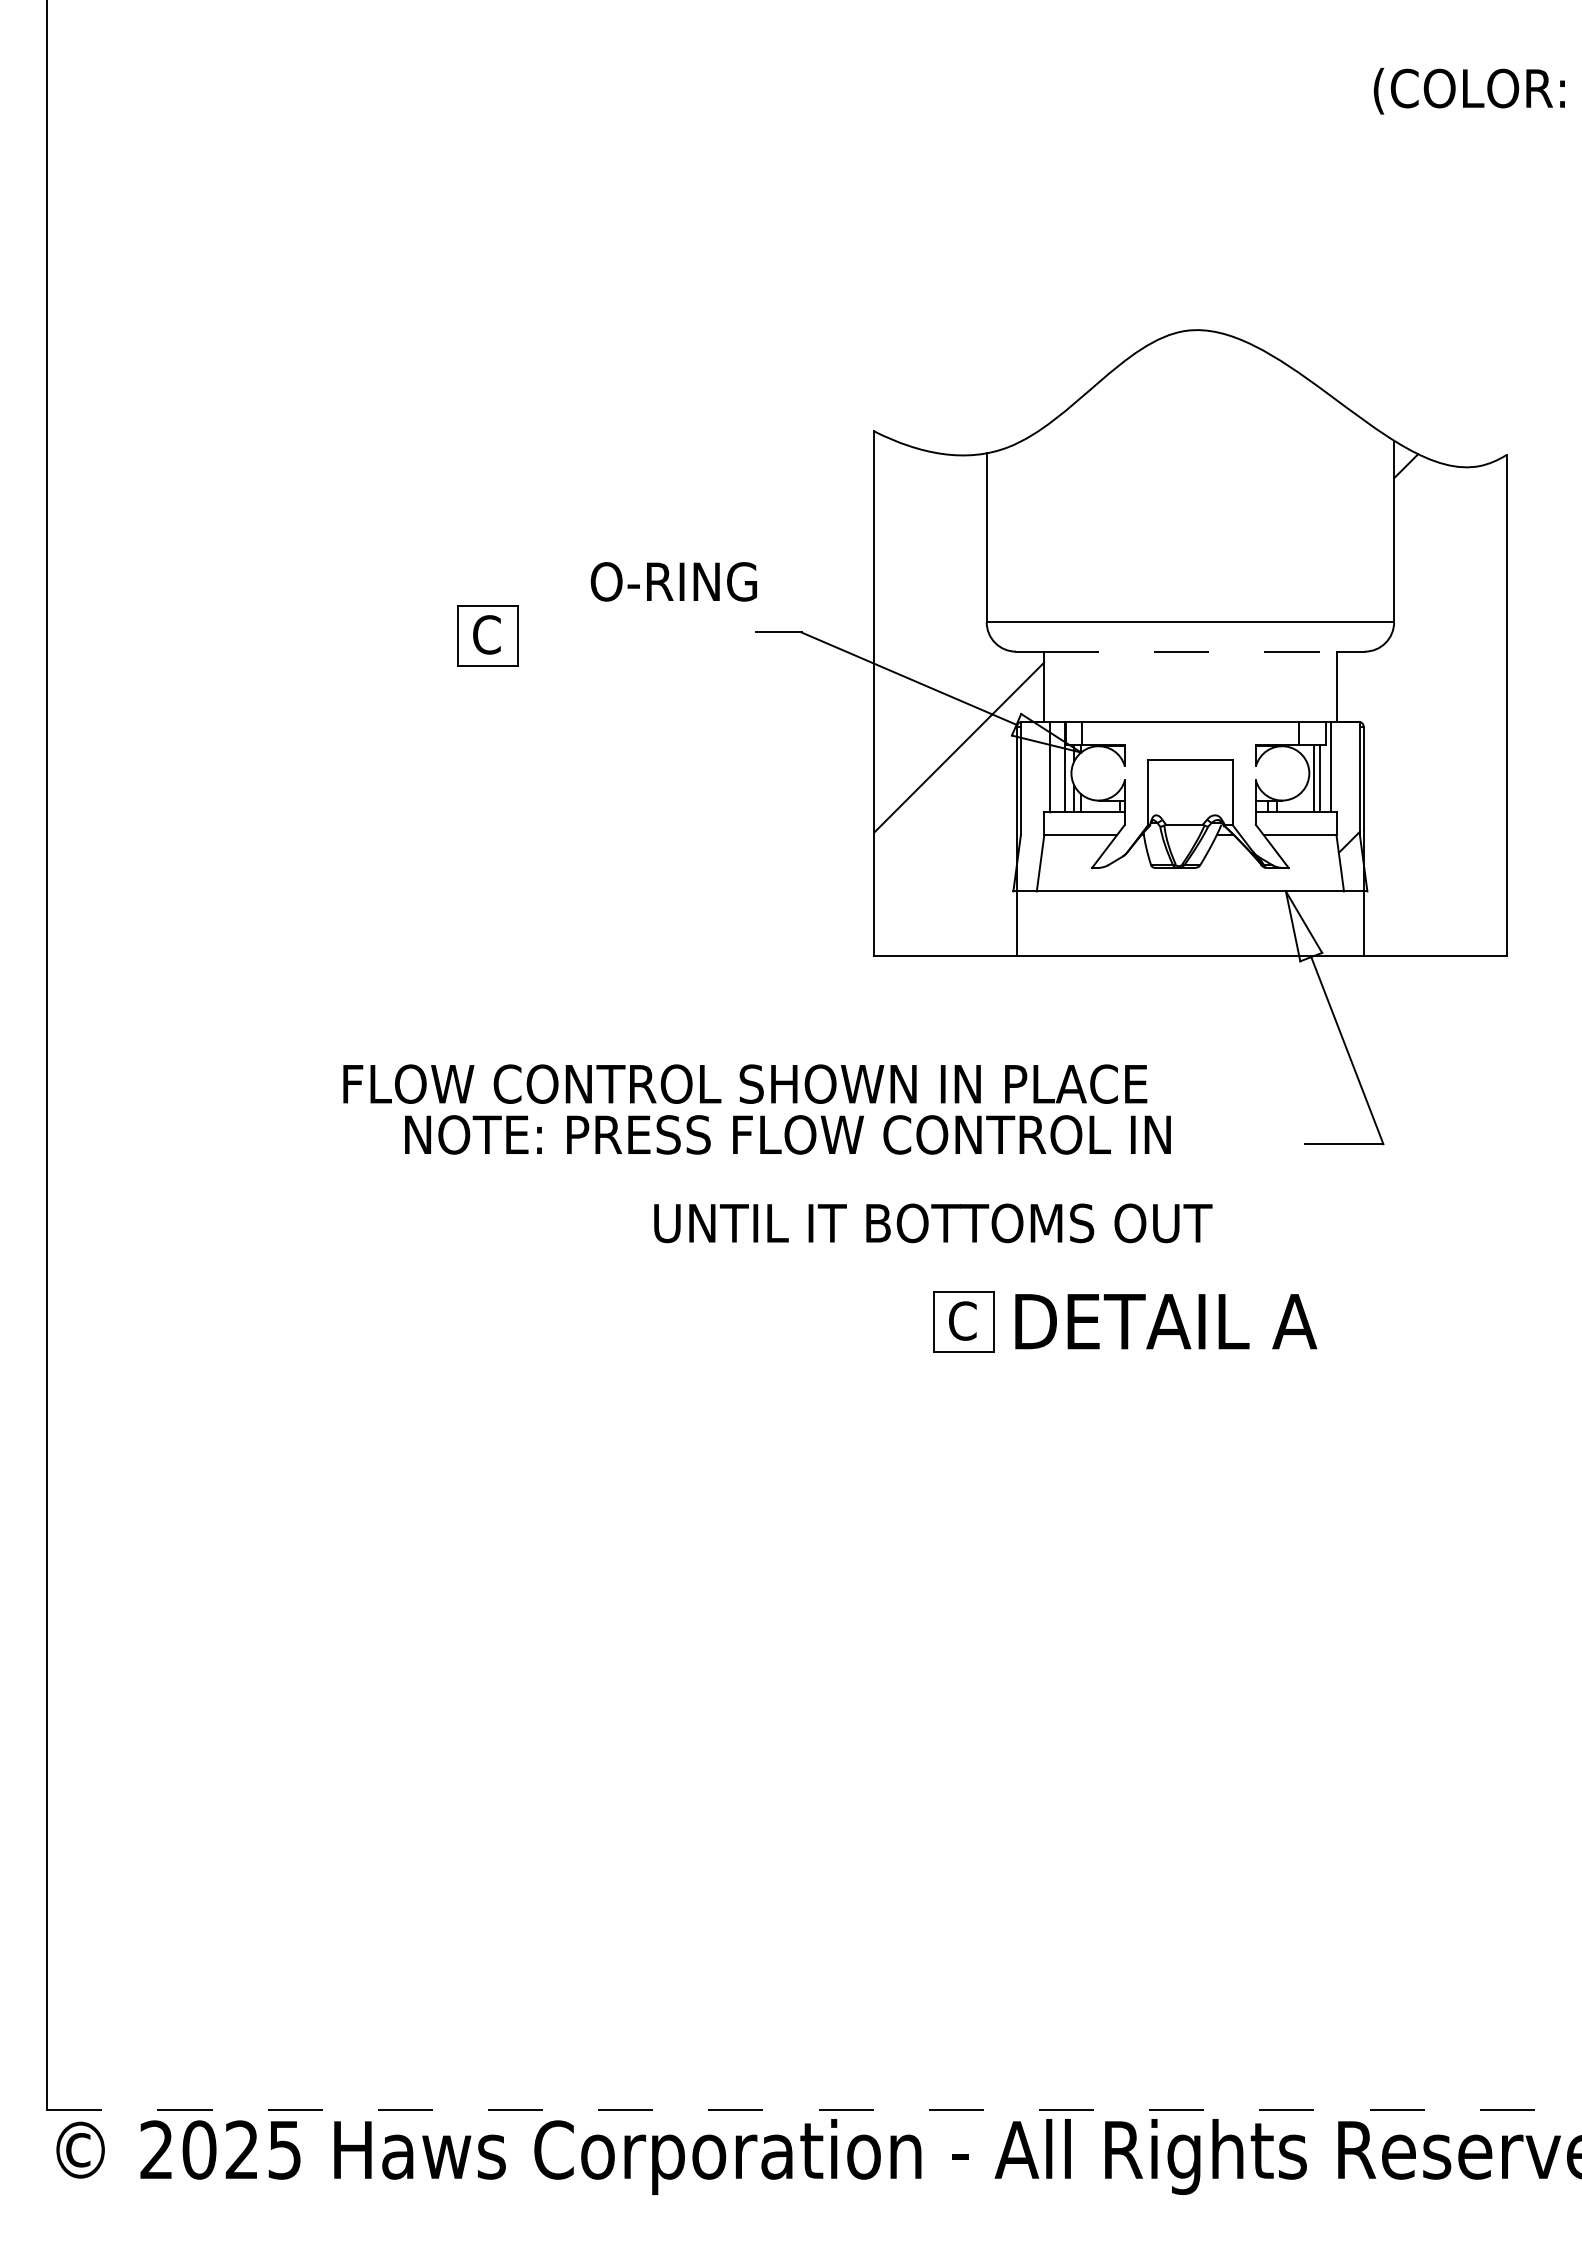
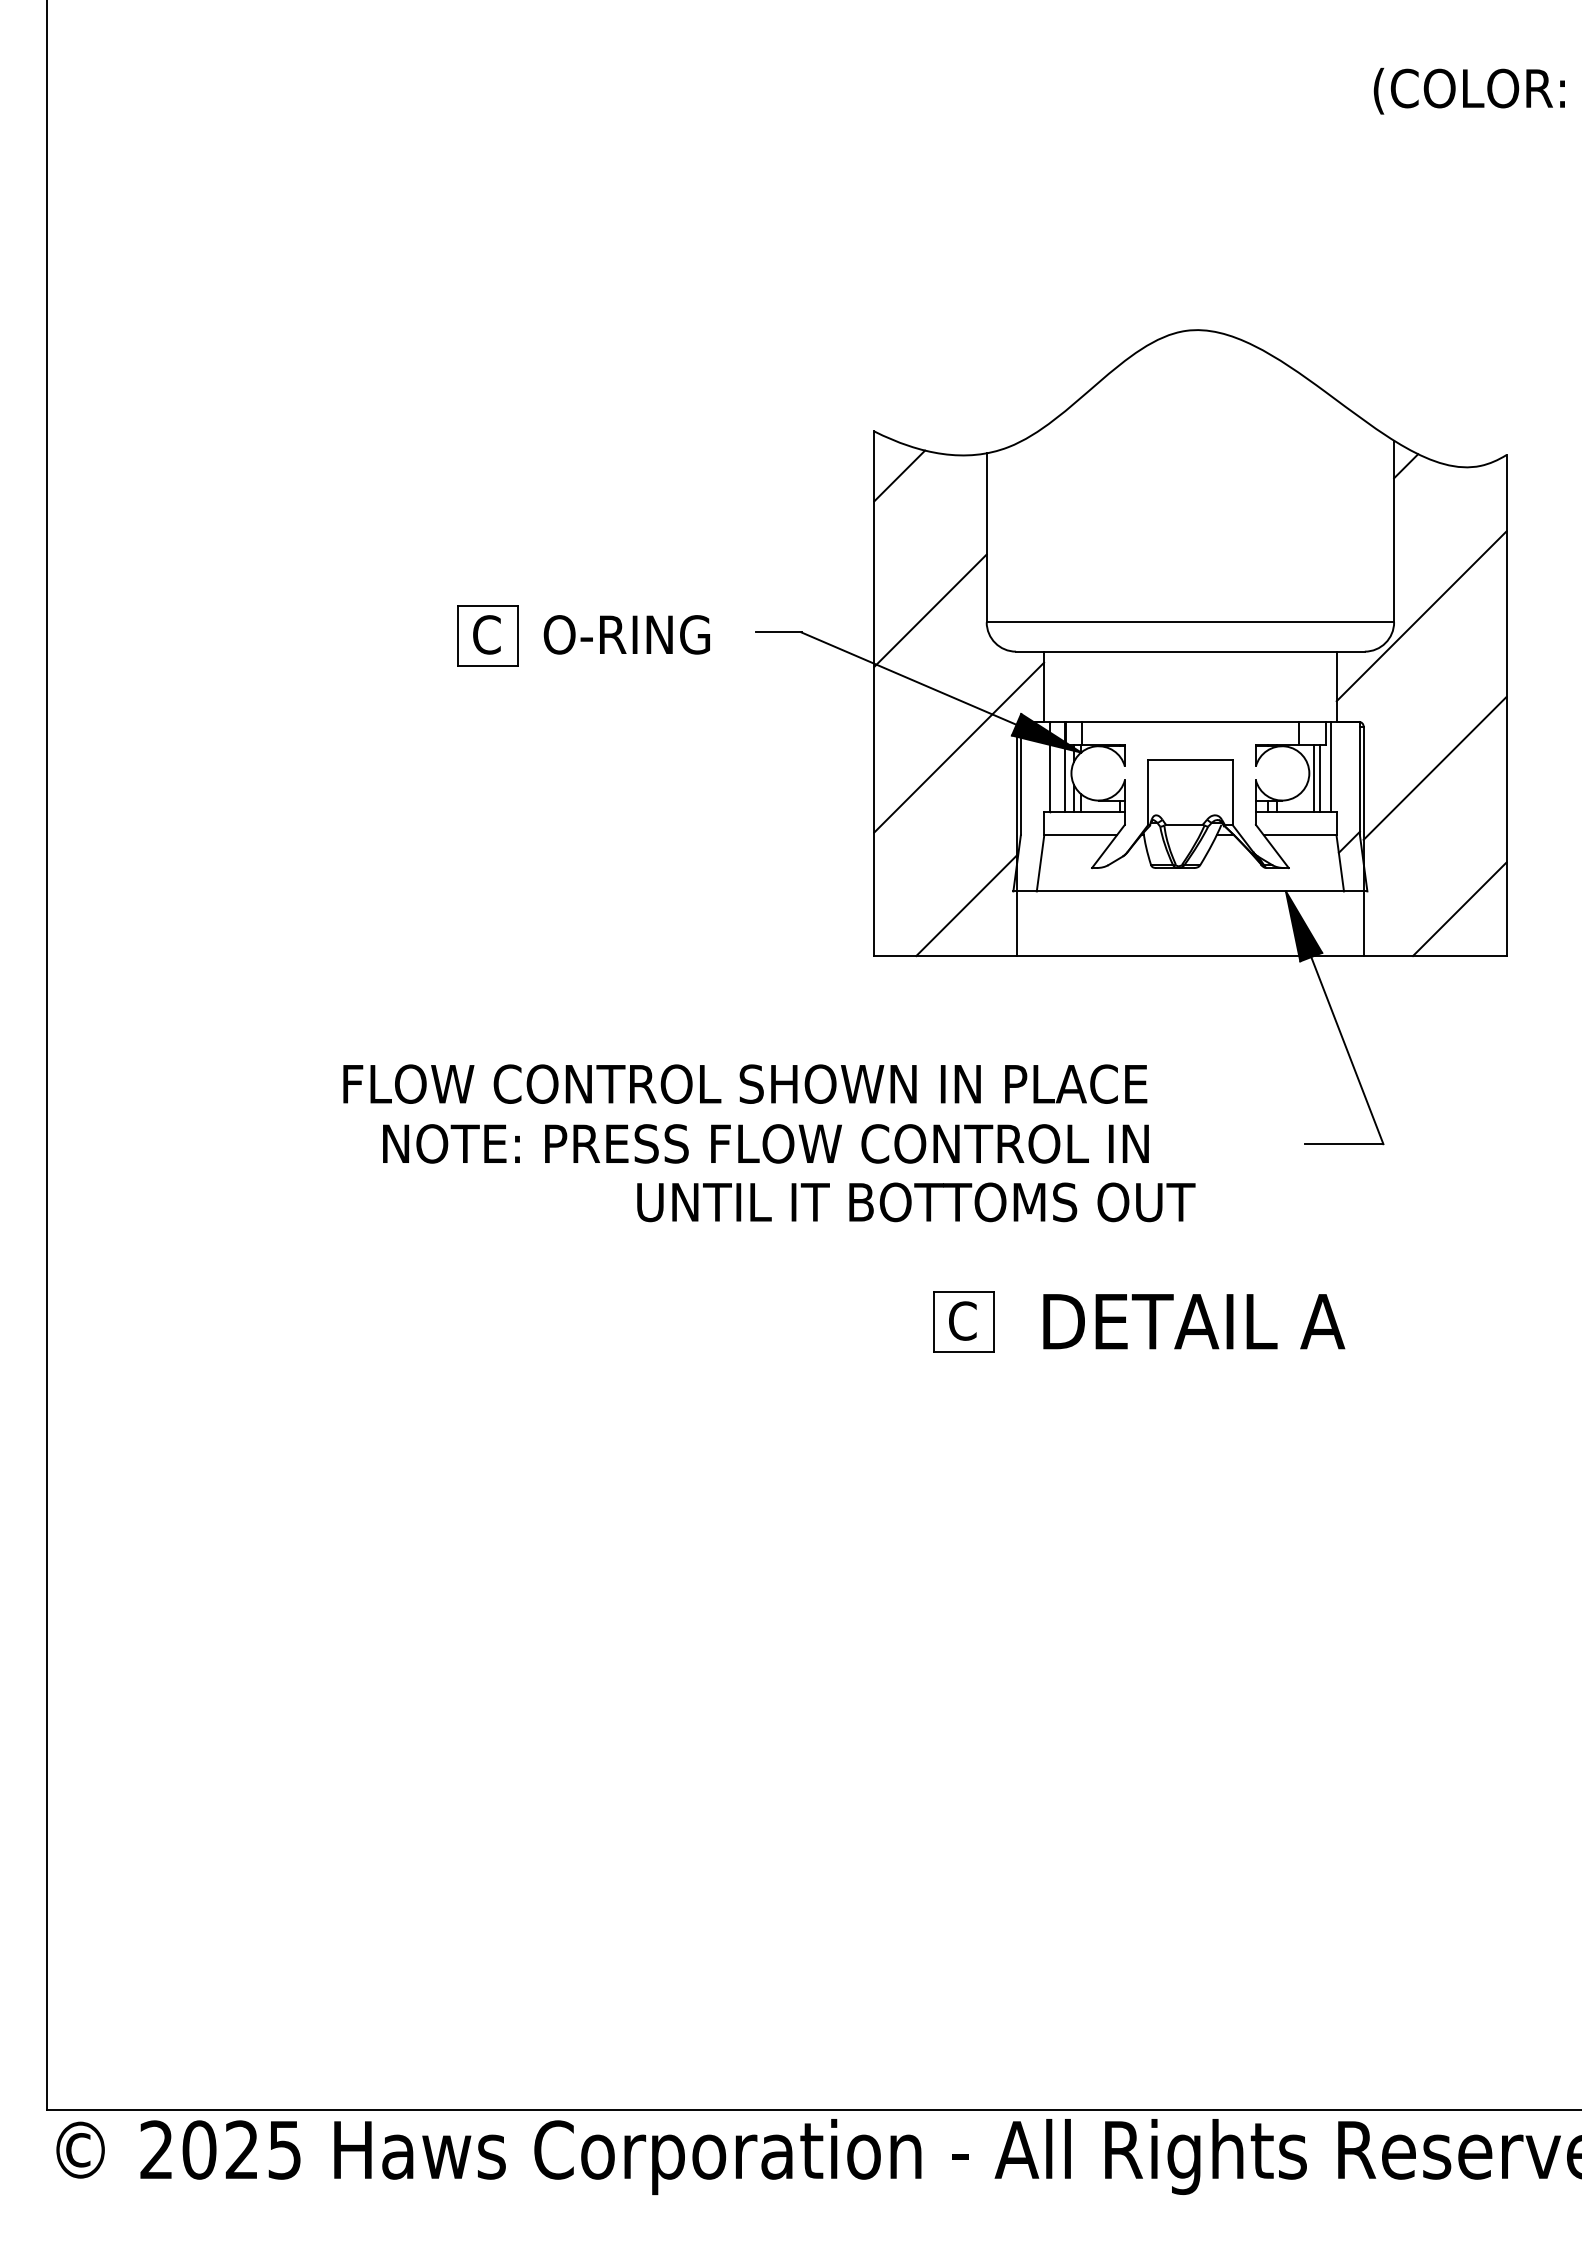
line: none -> present (899, 475)
text position: (673, 581) -> (626, 634) (626, 634)
line: none -> present (930, 610)
line: none -> present (1421, 616)
line: dashed -> solid (1190, 651)
fill: none -> present (1046, 733)
line: none -> present (1434, 768)
line: none -> present (966, 905)
line: none -> present (1459, 909)
fill: none -> present (1303, 926)
text position: (787, 1134) -> (765, 1143) (765, 1143)
text position: (933, 1223) -> (916, 1202) (916, 1202)
text position: (1166, 1321) -> (1194, 1321) (1194, 1321)
line: dashed -> solid (814, 2110)
